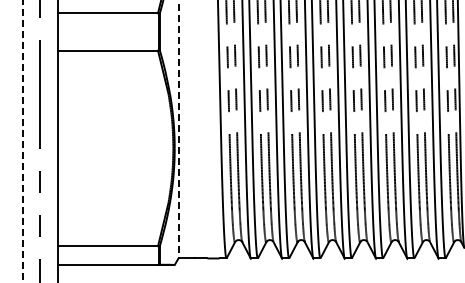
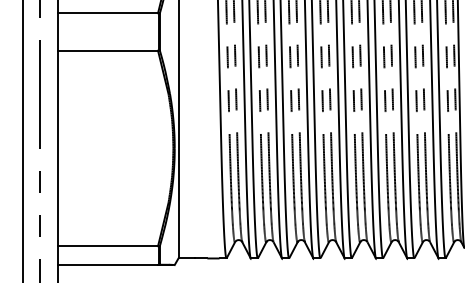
line: dashed -> solid (178, 129)
line: dashed -> solid (23, 141)
